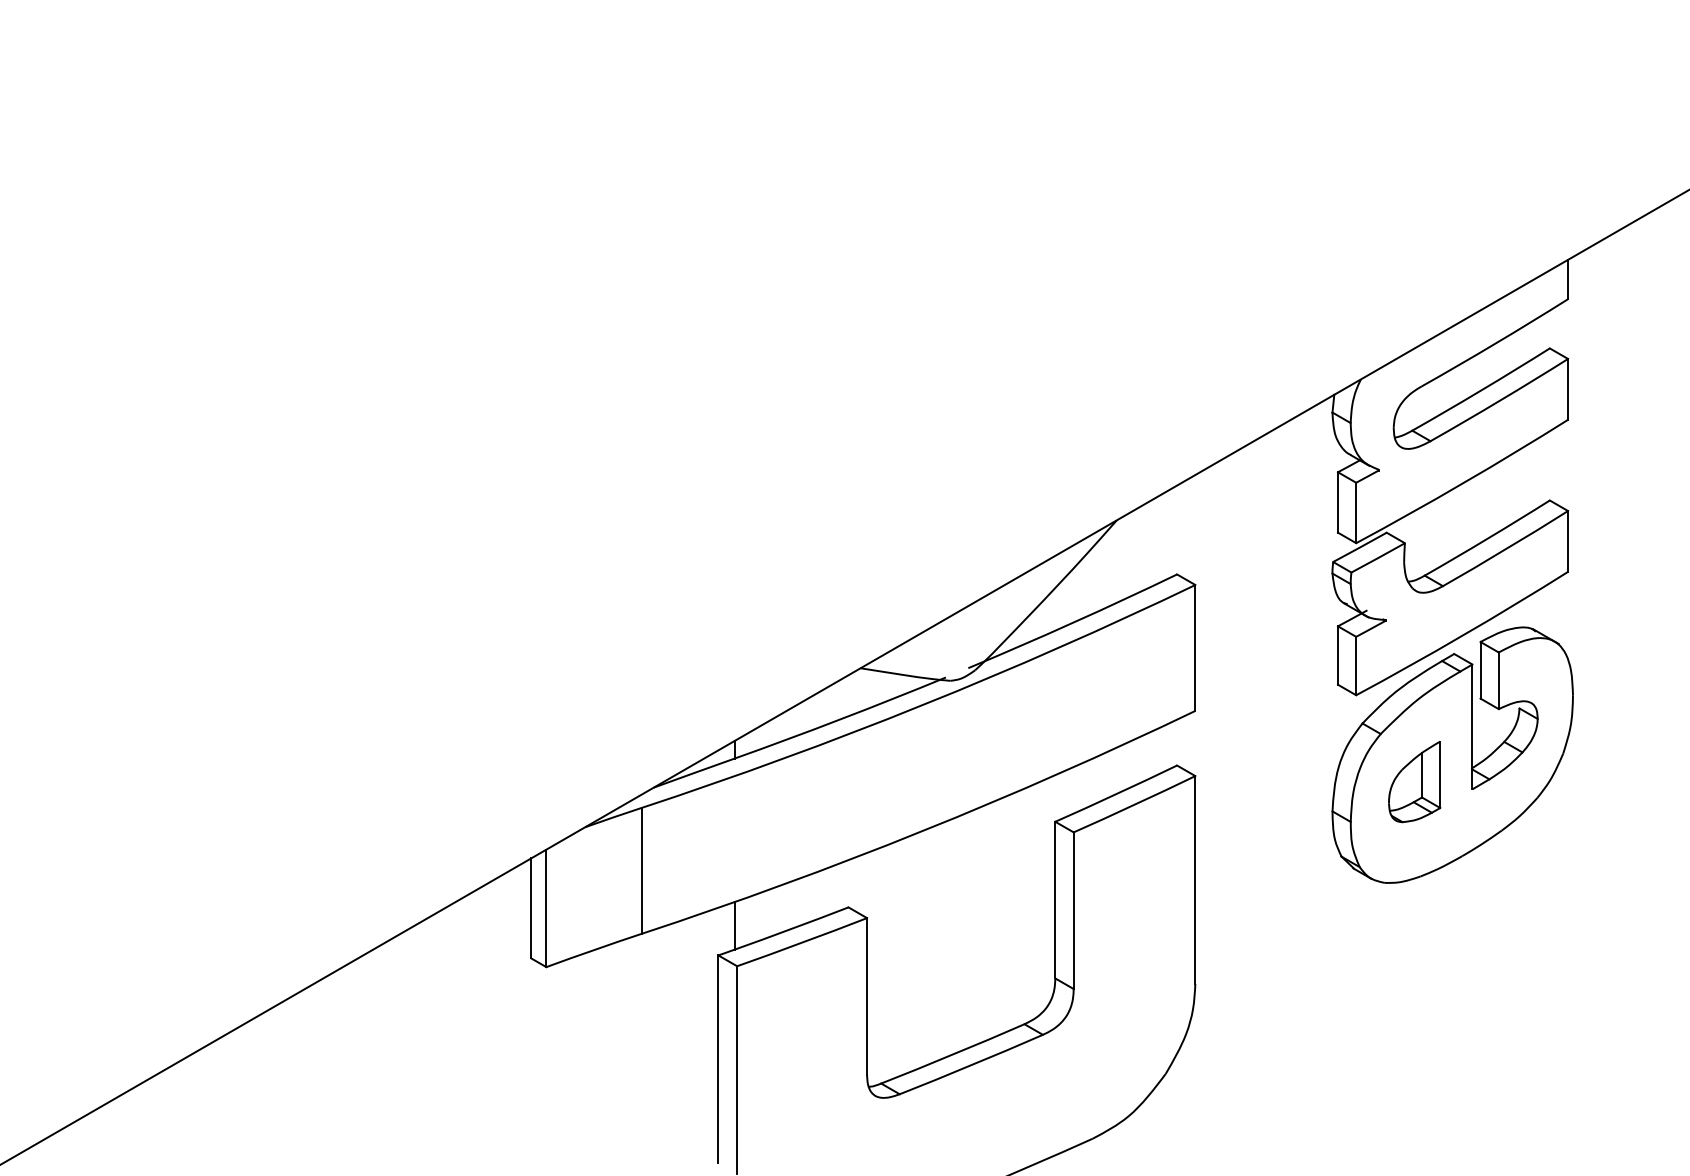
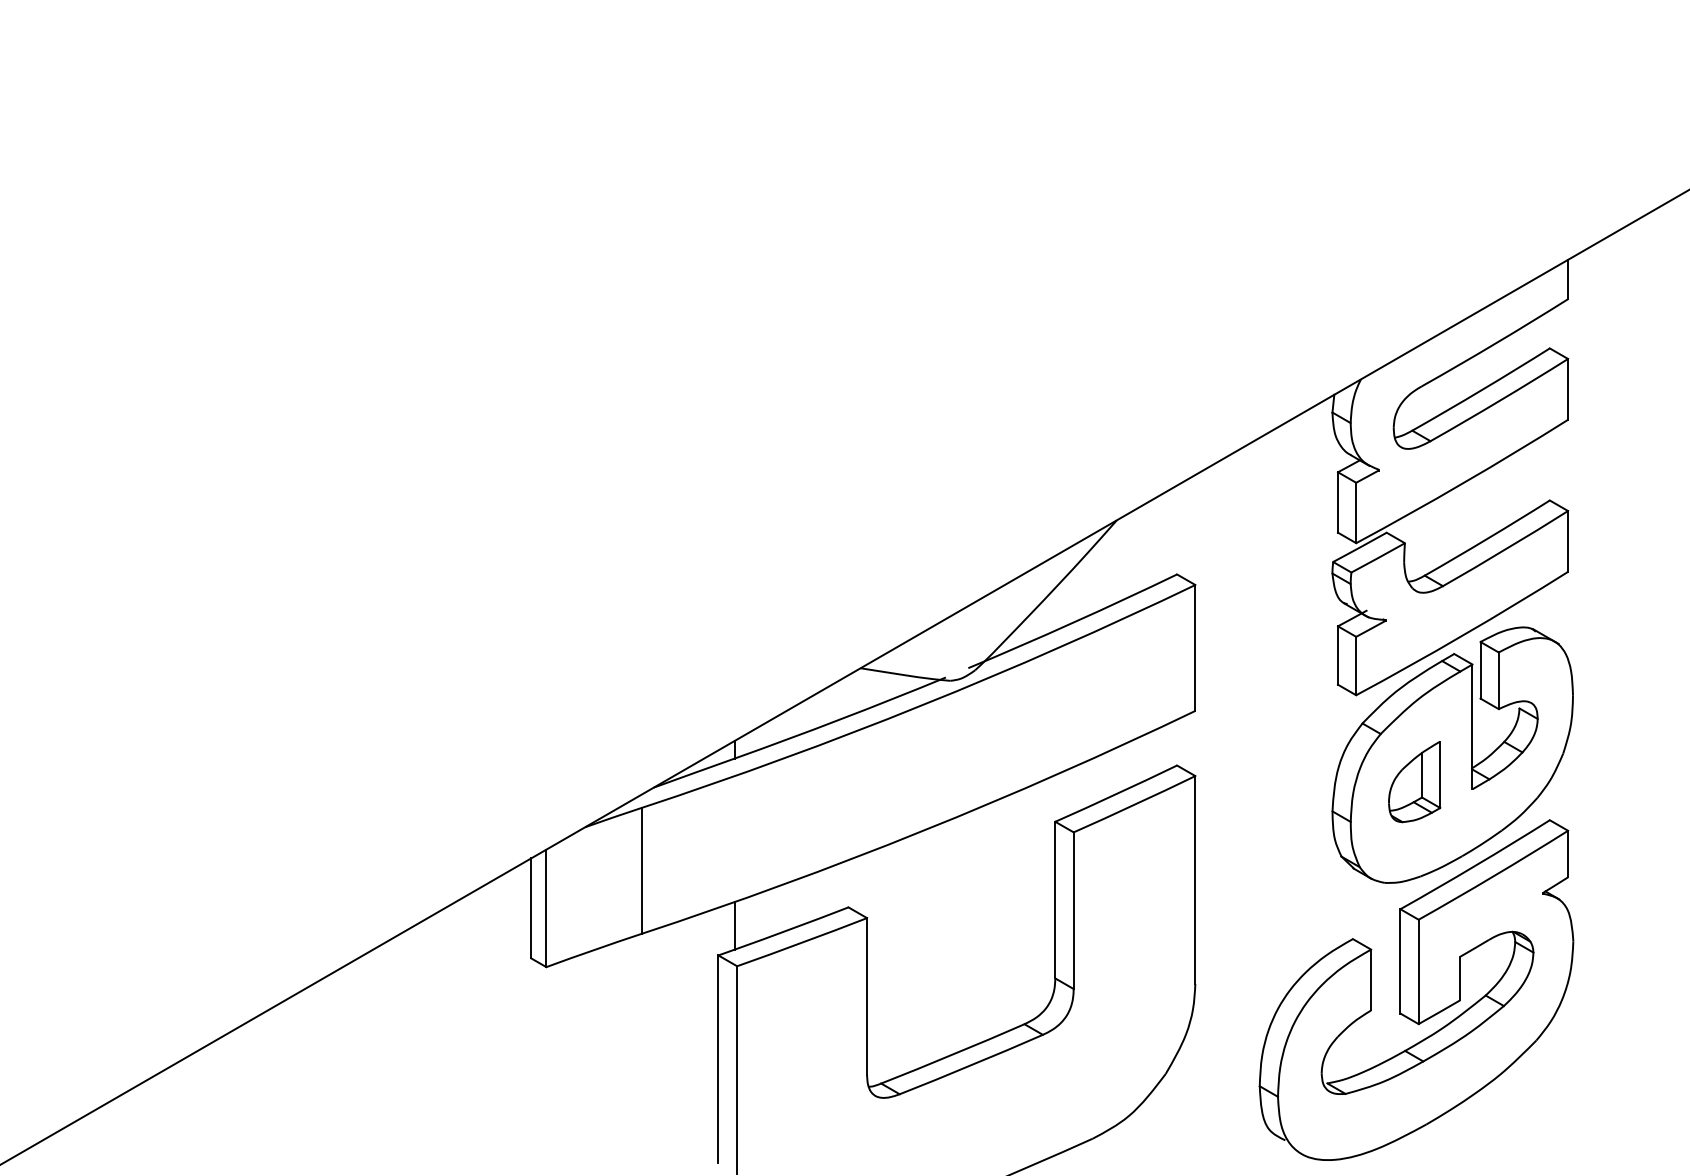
part: none -> present (1416, 989)
